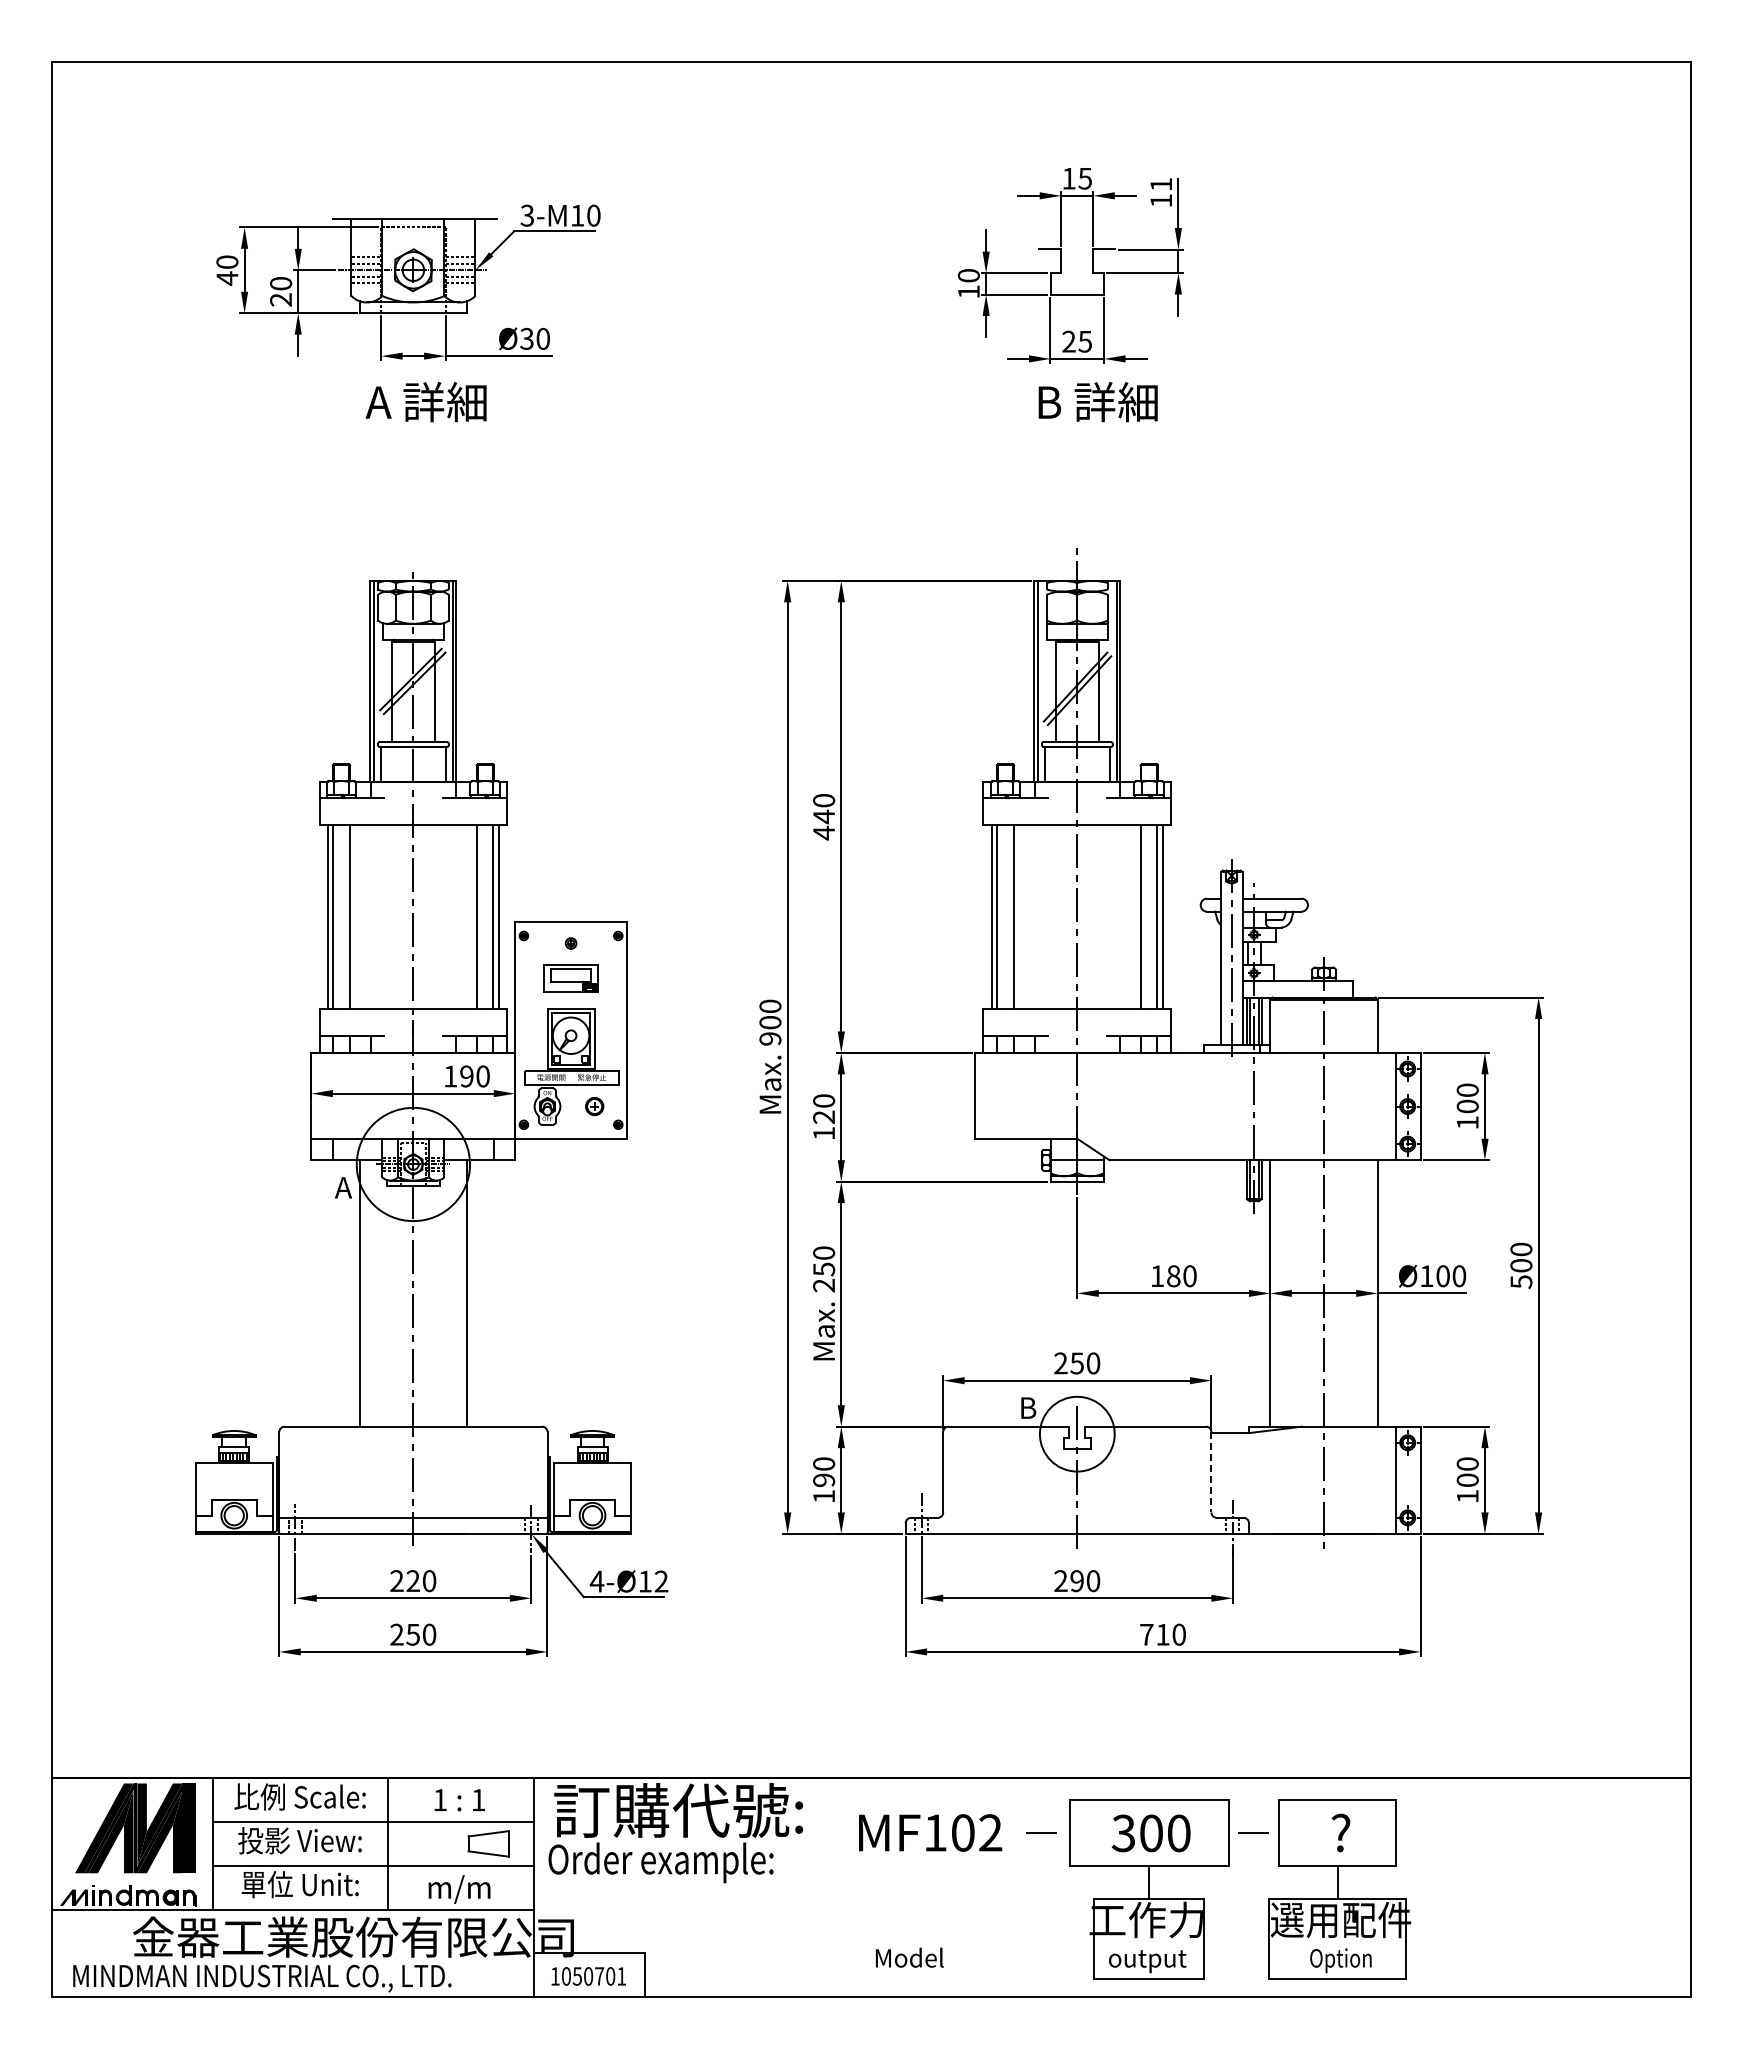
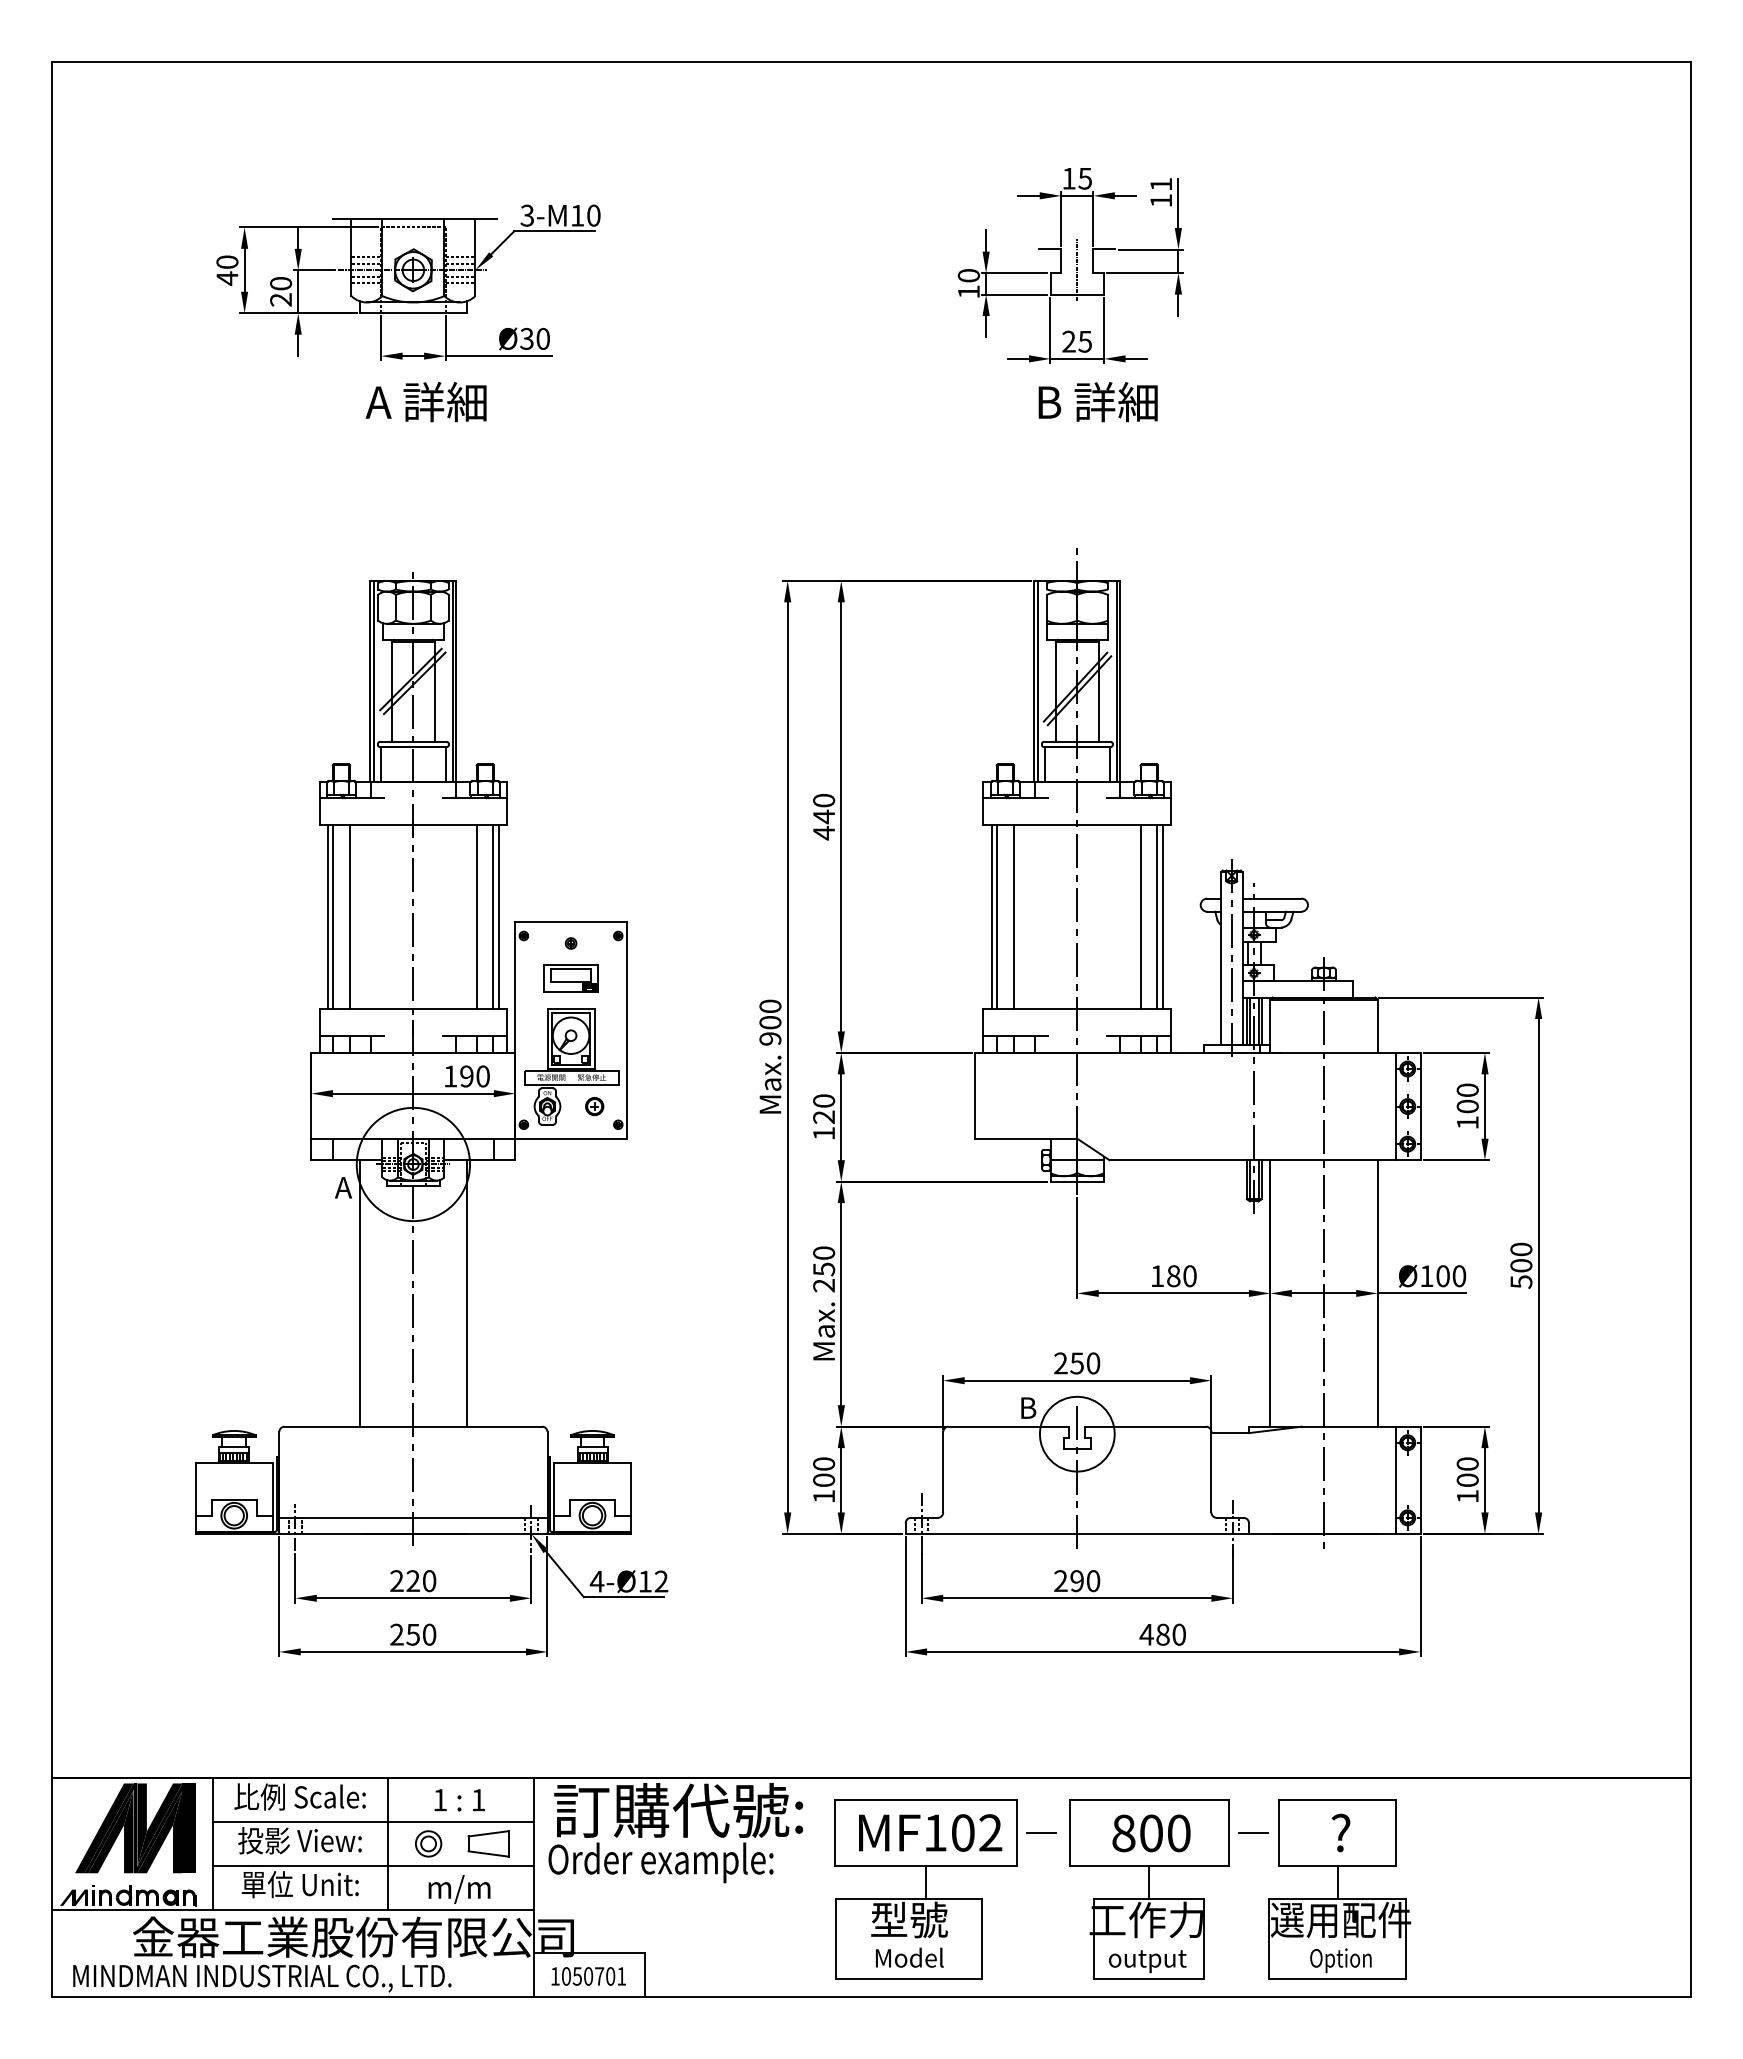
line: none -> present (1077, 269)
line: dashed -> solid (1211, 1472)
text: 190 -> 100 (824, 1480)
text: 710 -> 480 (1154, 1634)
text: 300 -> 800 (1123, 1833)
part: none -> present (428, 1843)
part: none -> present (925, 1889)
